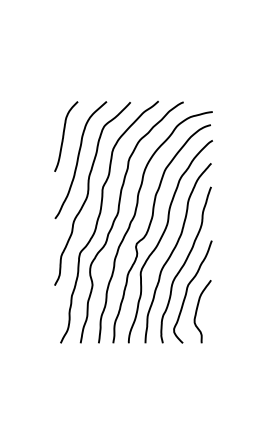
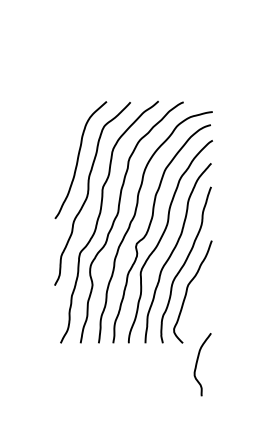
curve: present -> none (64, 136)
curve position: (197, 311) -> (197, 364) (197, 364)
